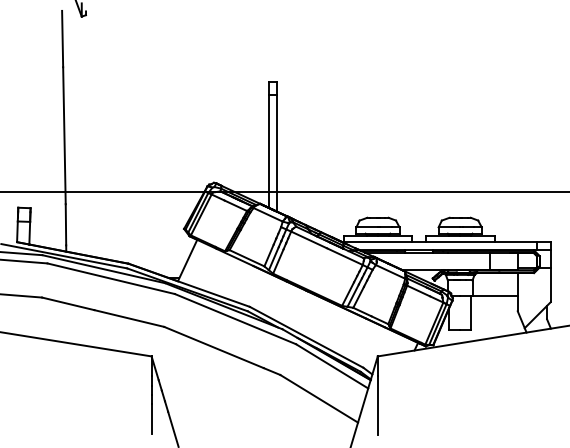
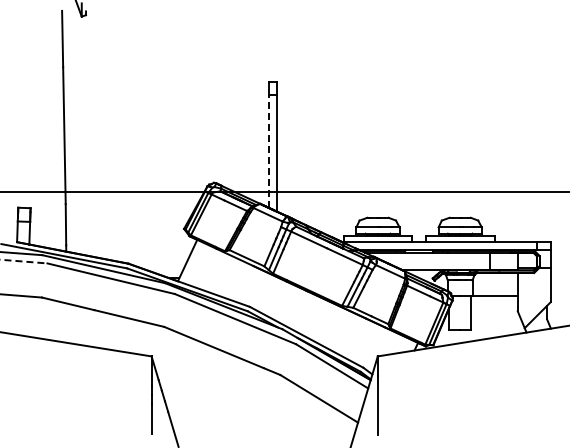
line: solid -> dashed (268, 151)
line: solid -> dashed (24, 261)
